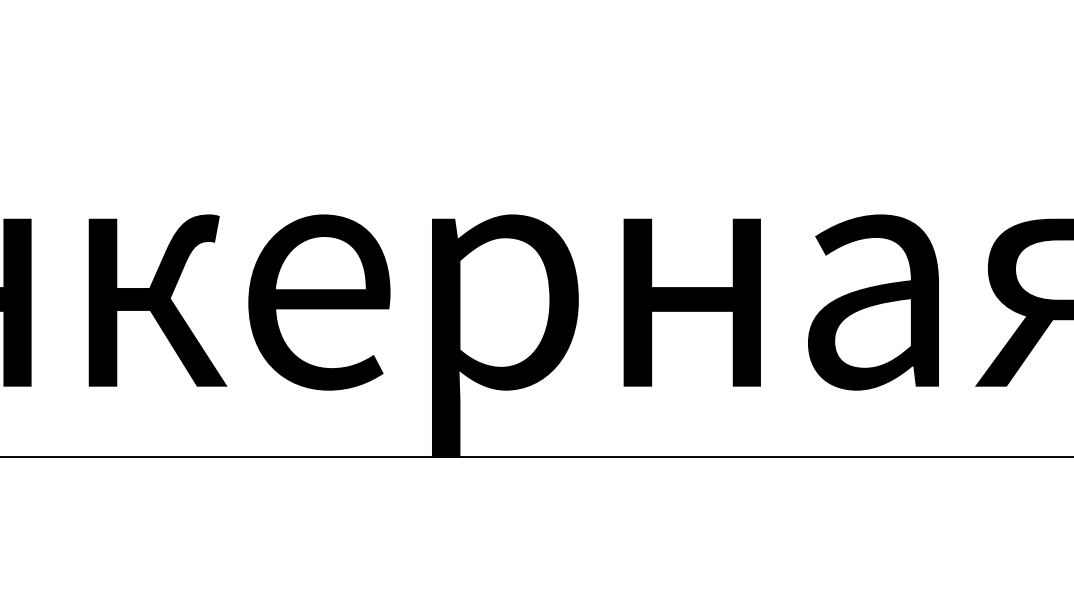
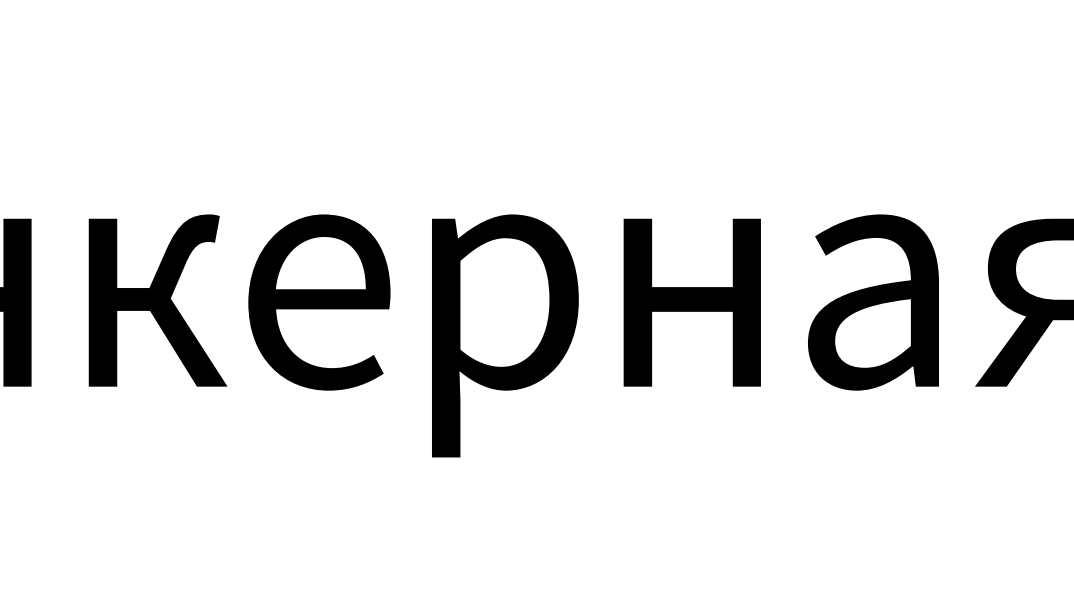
line: present -> none (536, 456)
